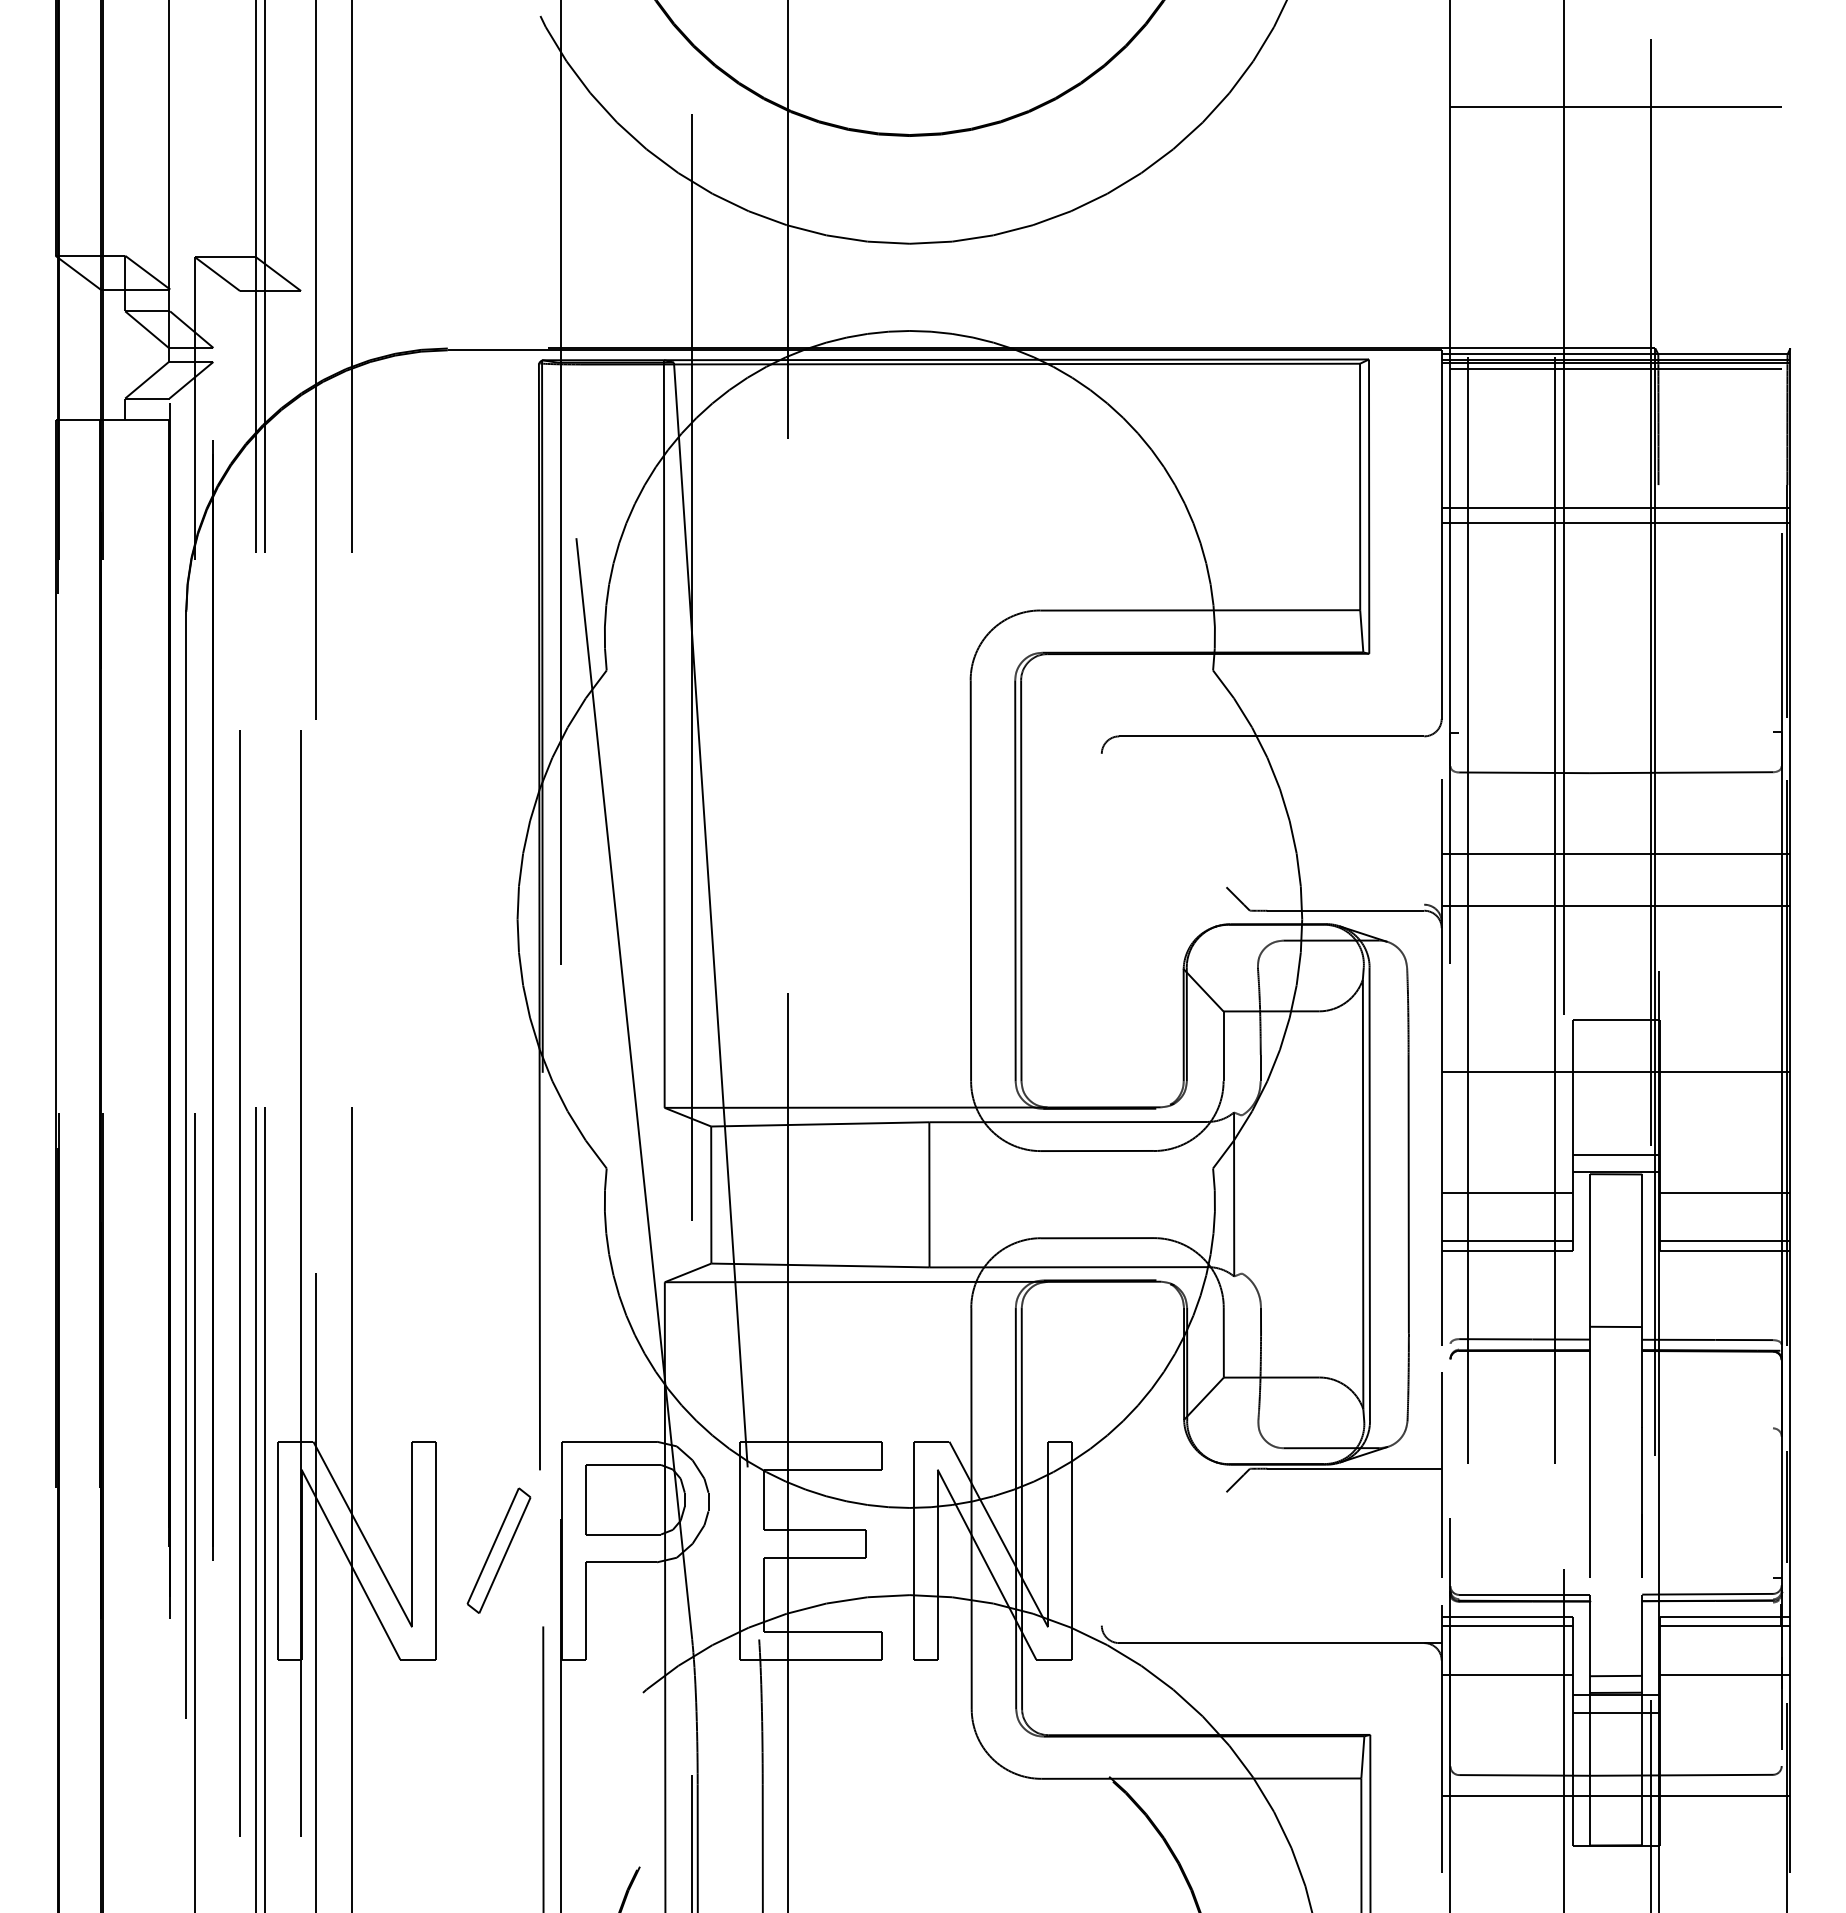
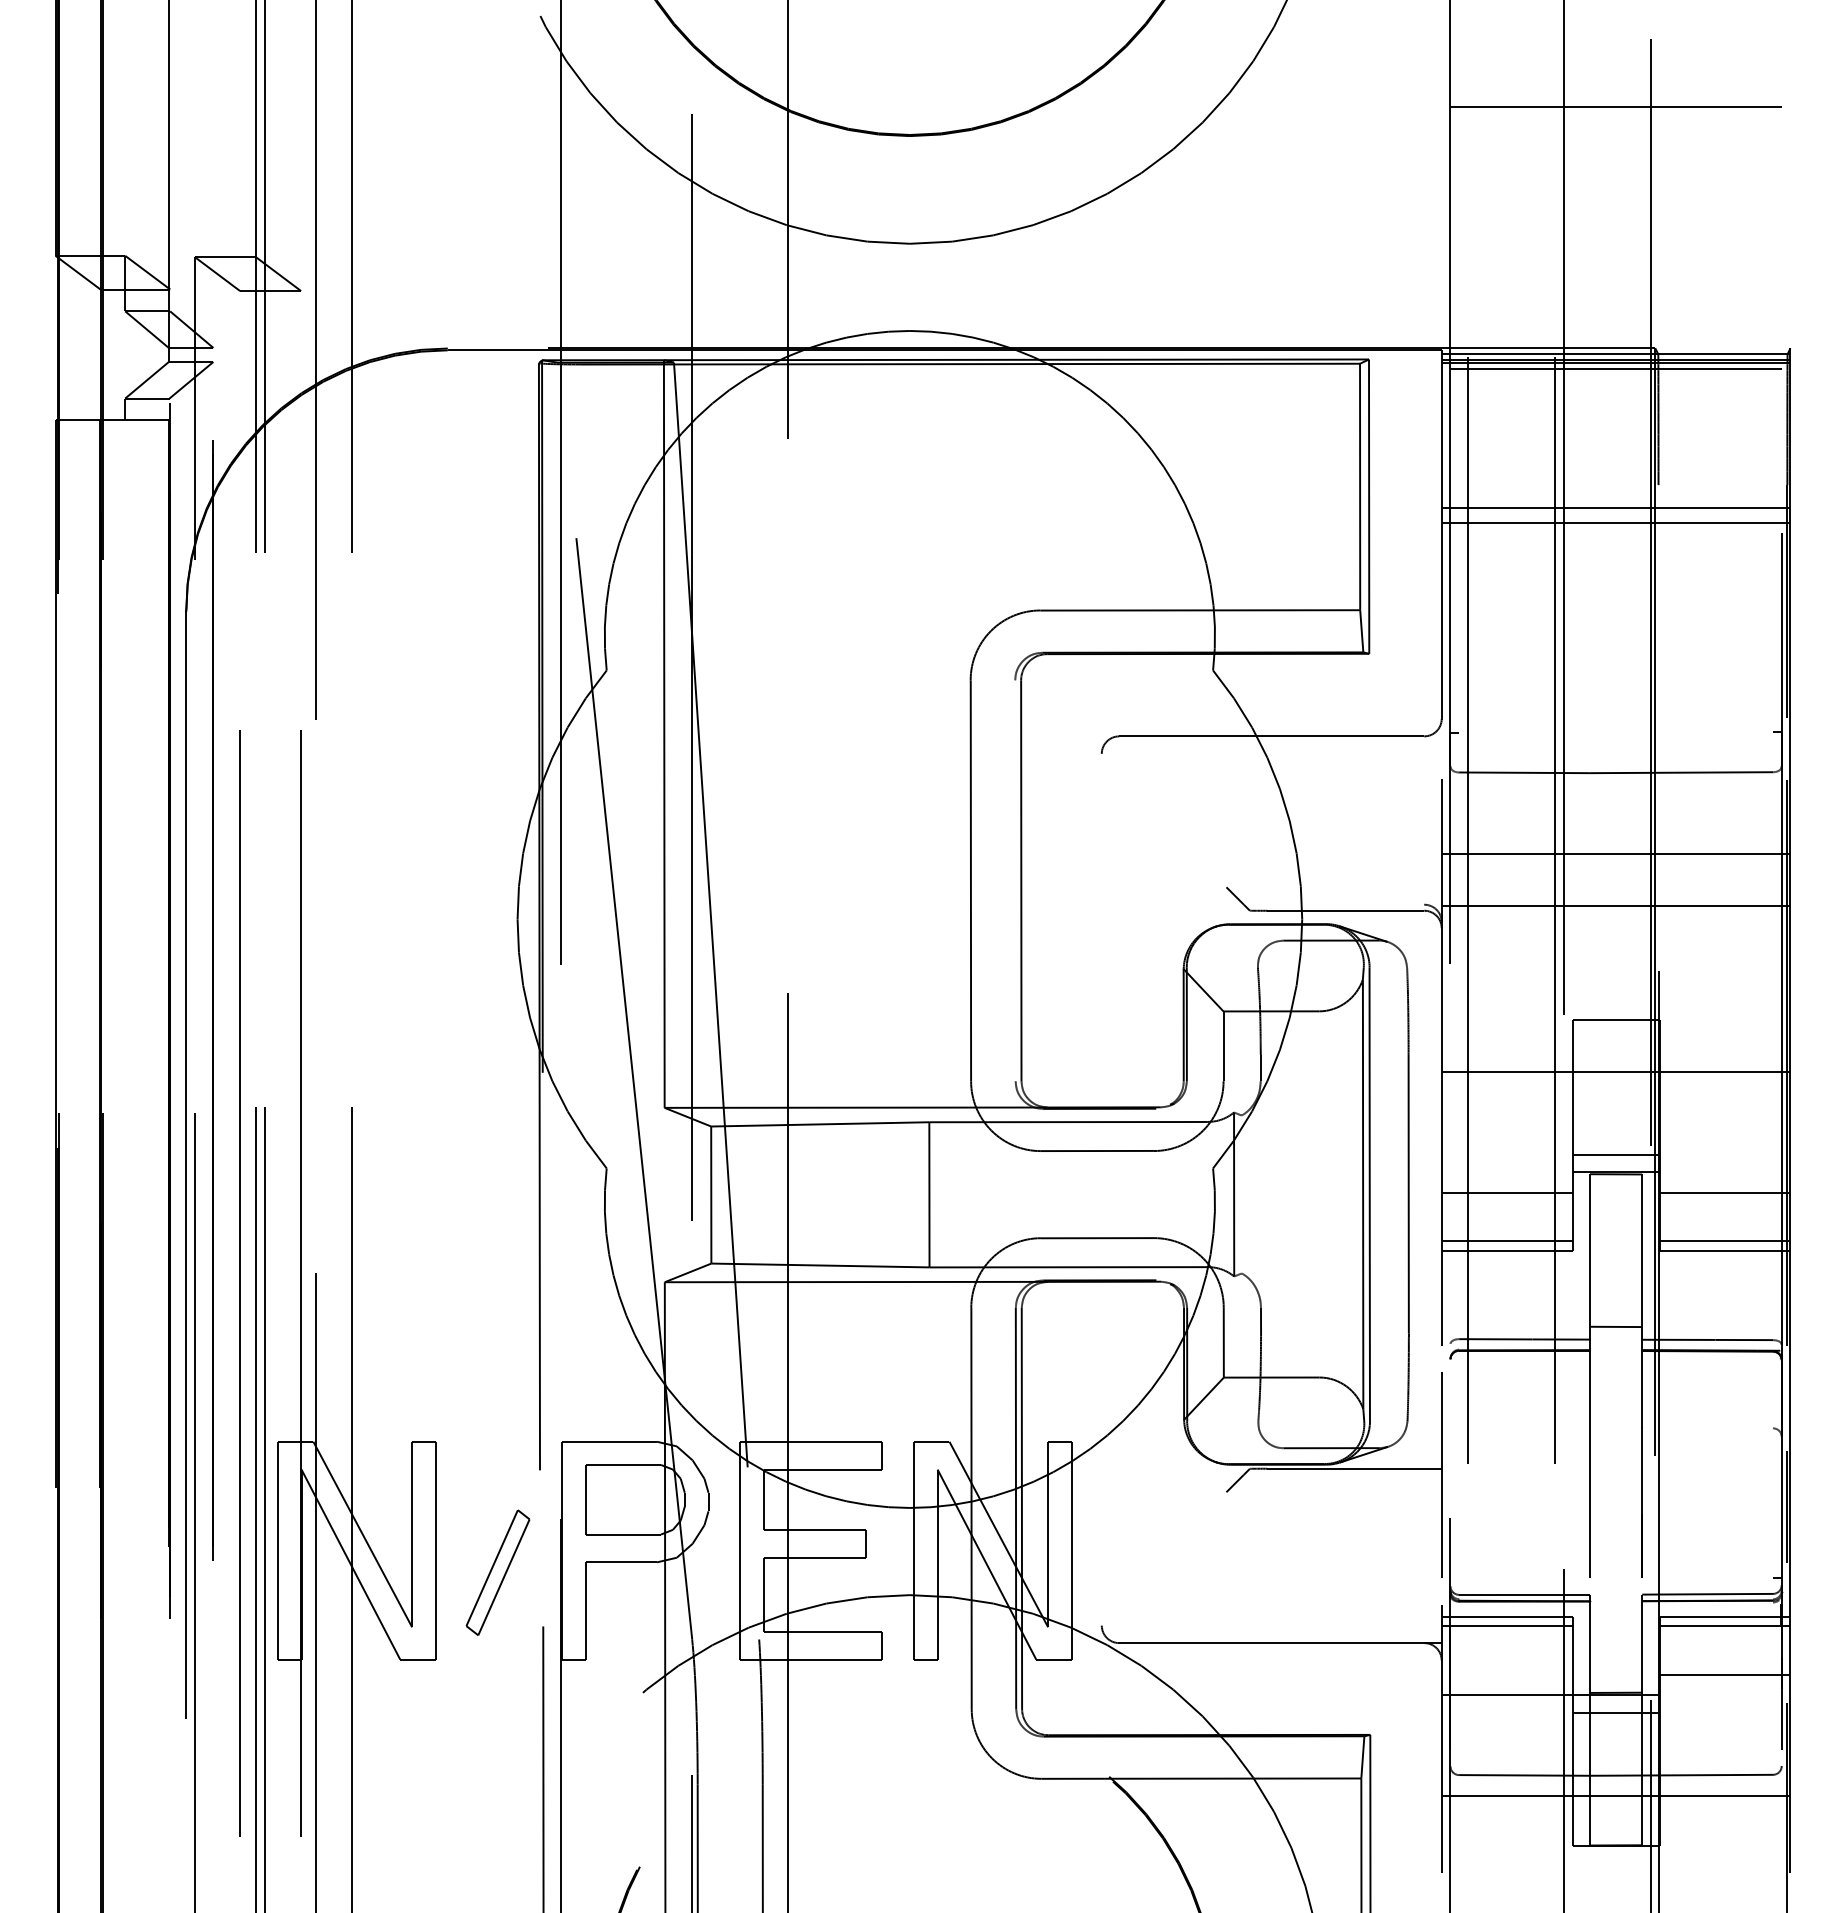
line: present -> none (1015, 880)
part position: (498, 1550) -> (497, 1572) (497, 1572)
line position: (1506, 1674) -> (1506, 1694) (1506, 1694)
line: present -> none (1615, 1675)
